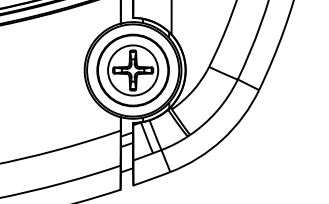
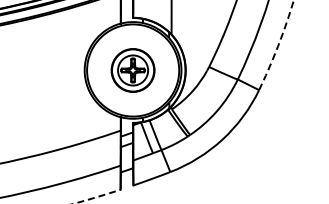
arc: solid -> dashed (278, 45)
part size: 74x75 px -> 46x45 px (132, 70)
arc: solid -> dashed (97, 197)
